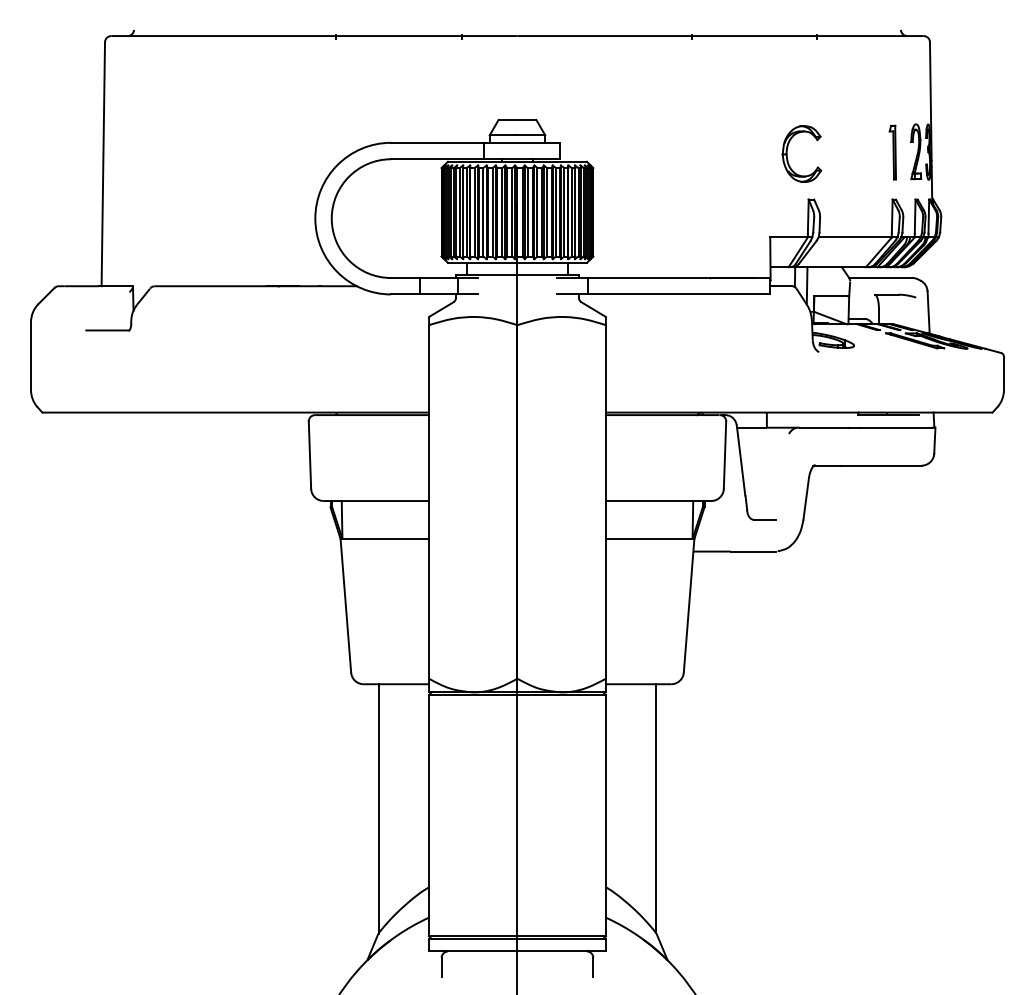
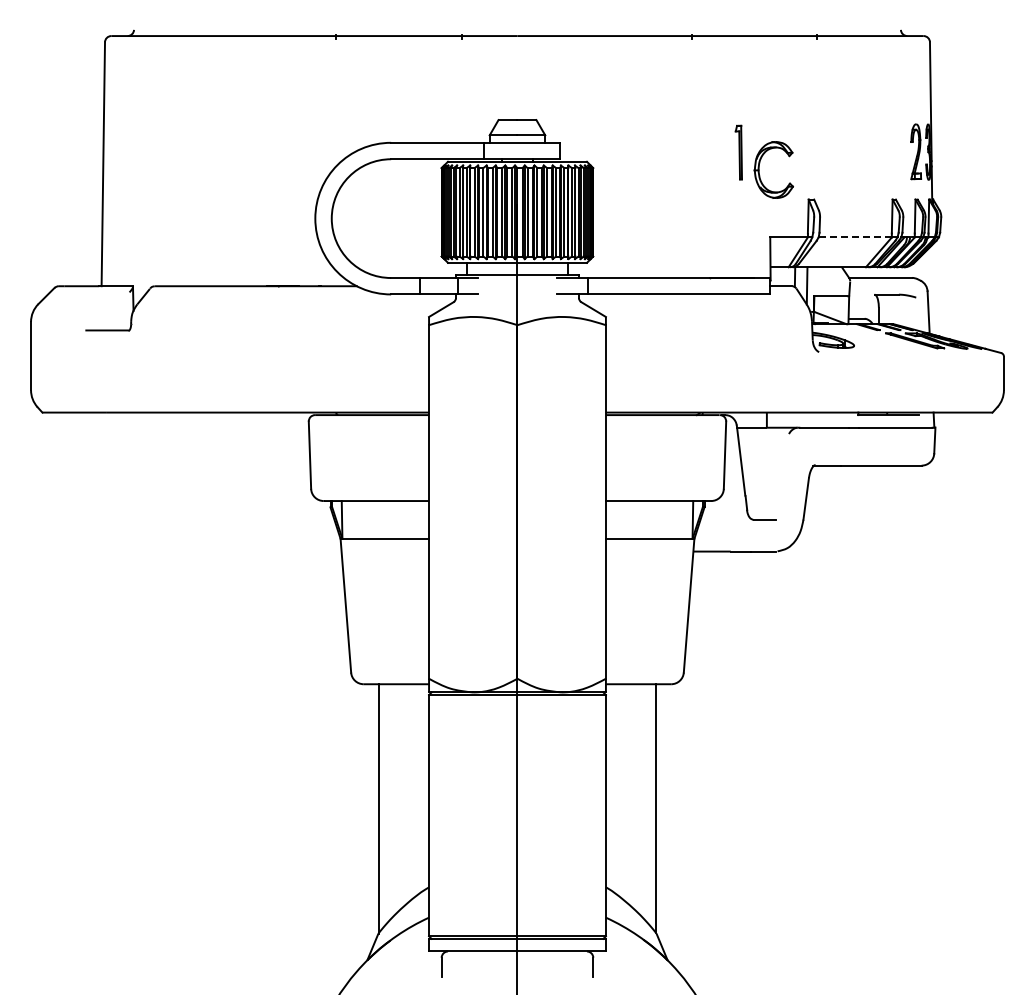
part position: (892, 152) -> (738, 152) (738, 152)
part position: (787, 153) -> (759, 169) (759, 169)
line: solid -> dashed (855, 237)
